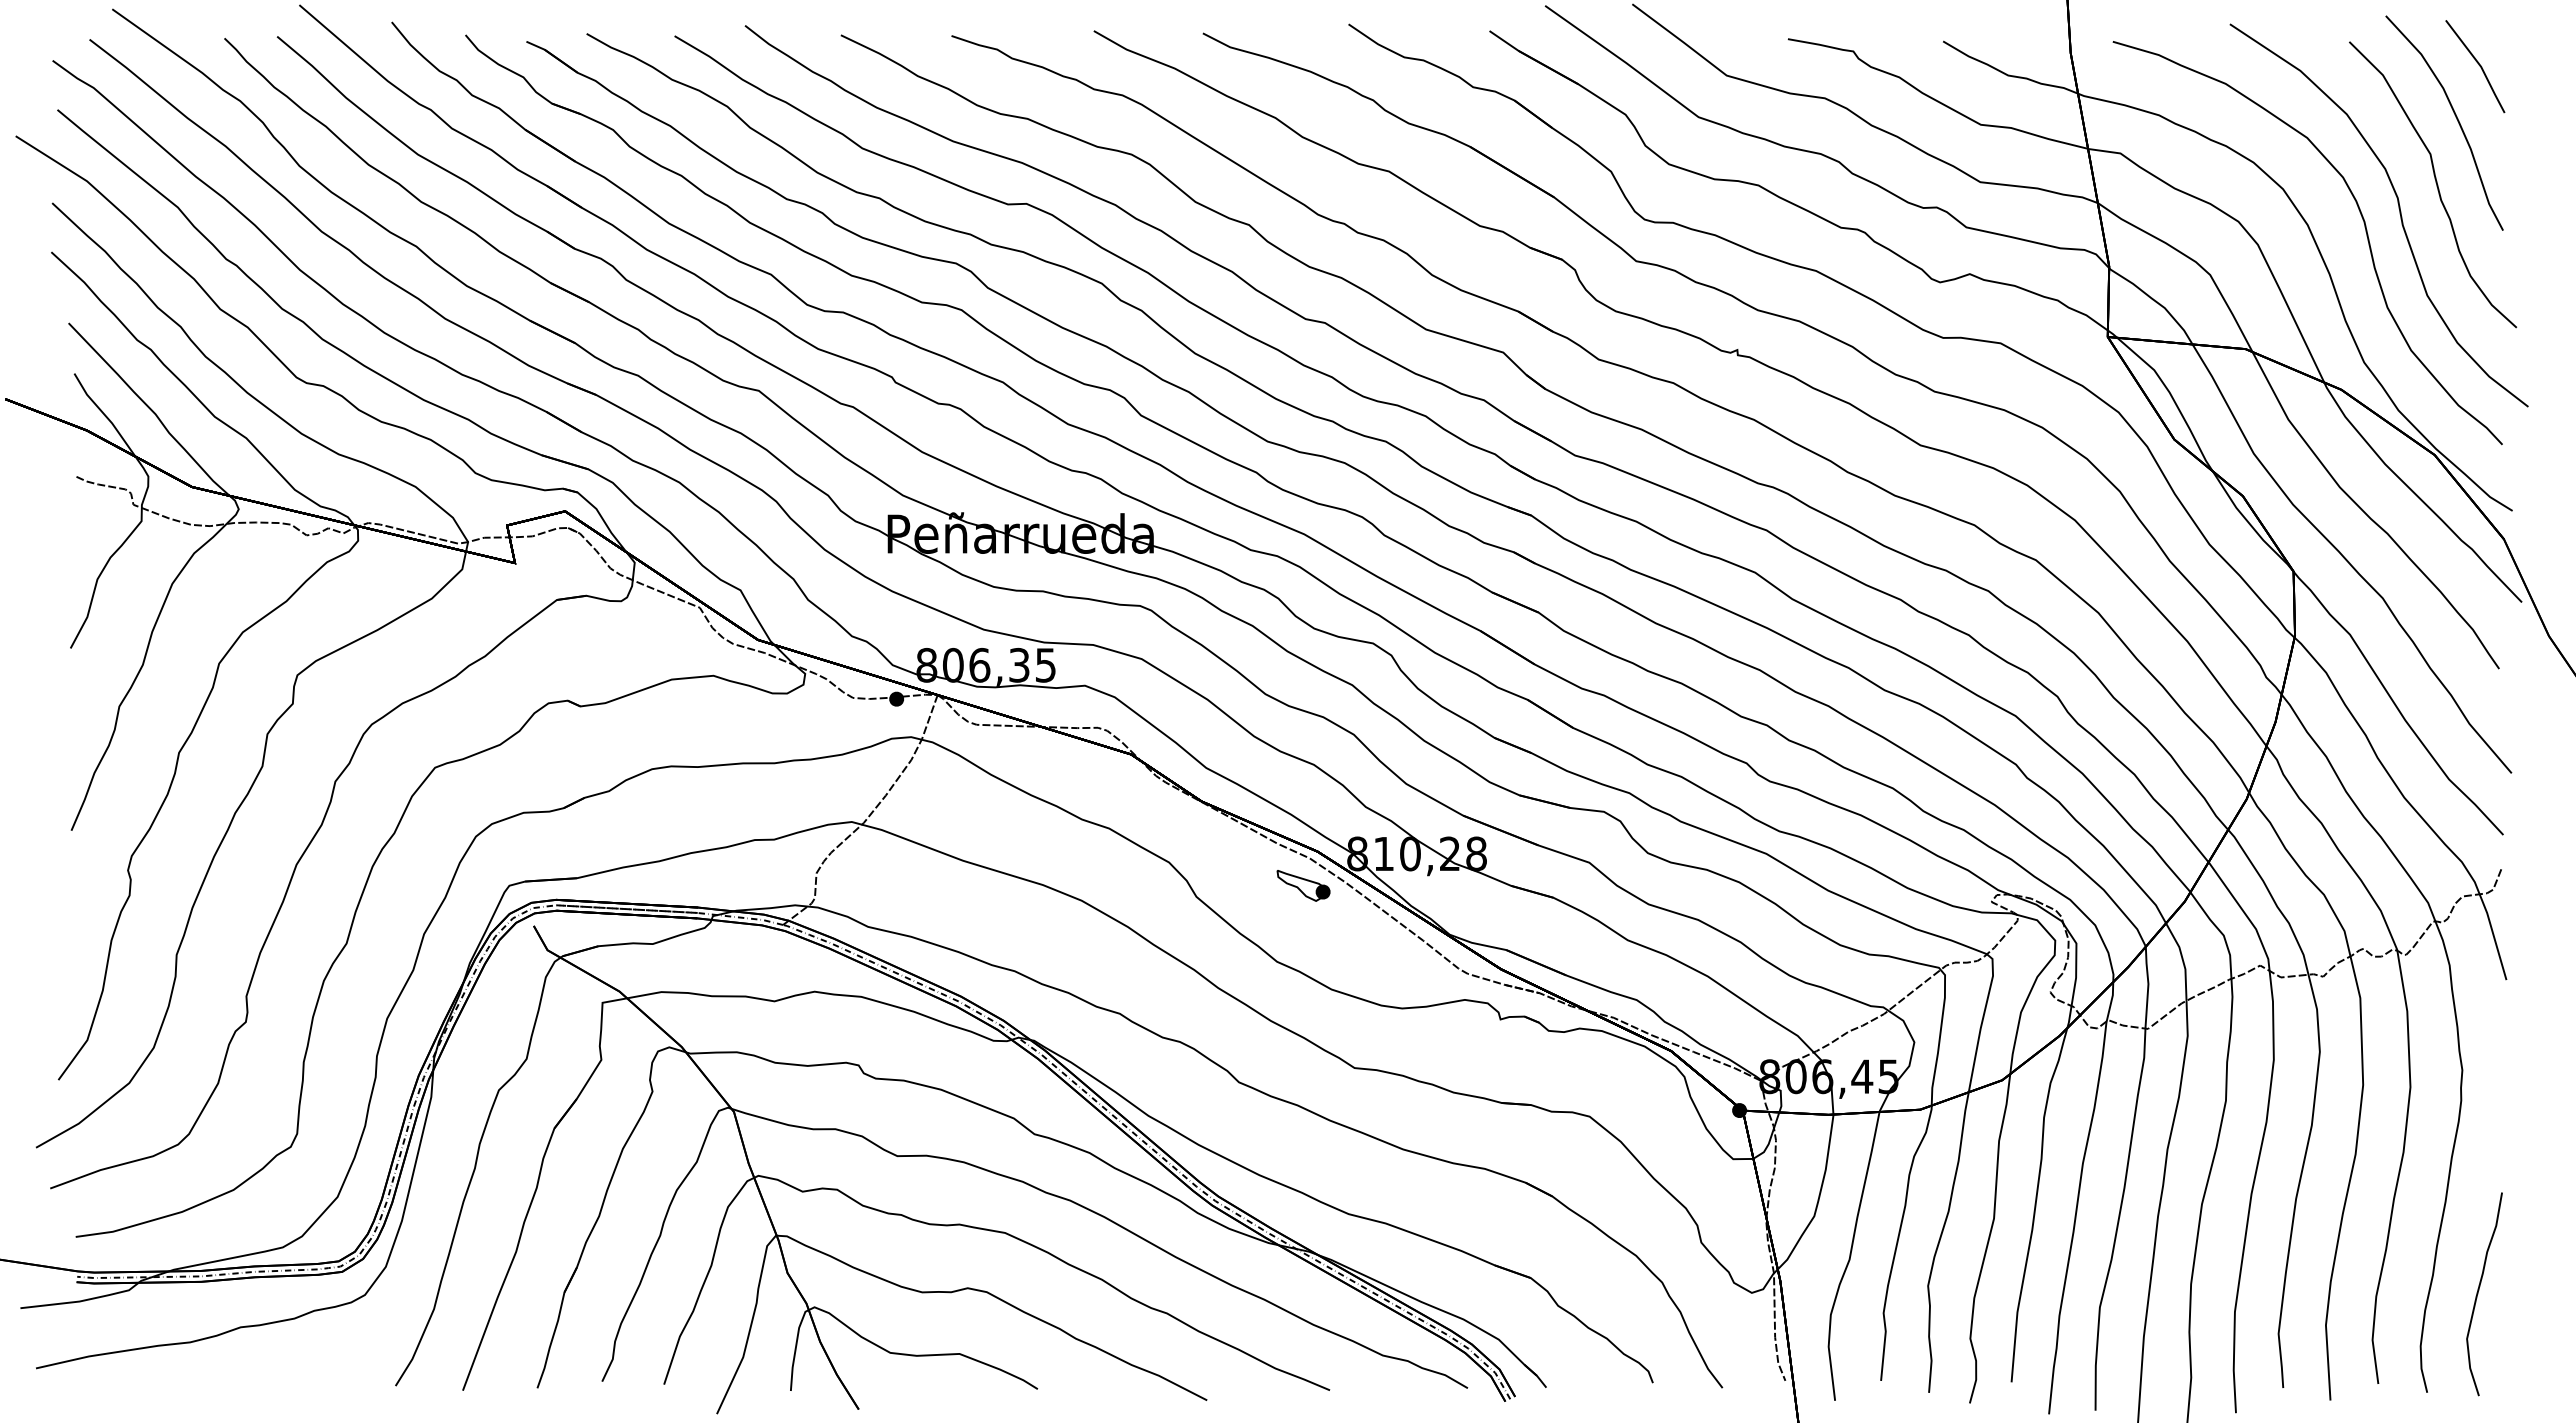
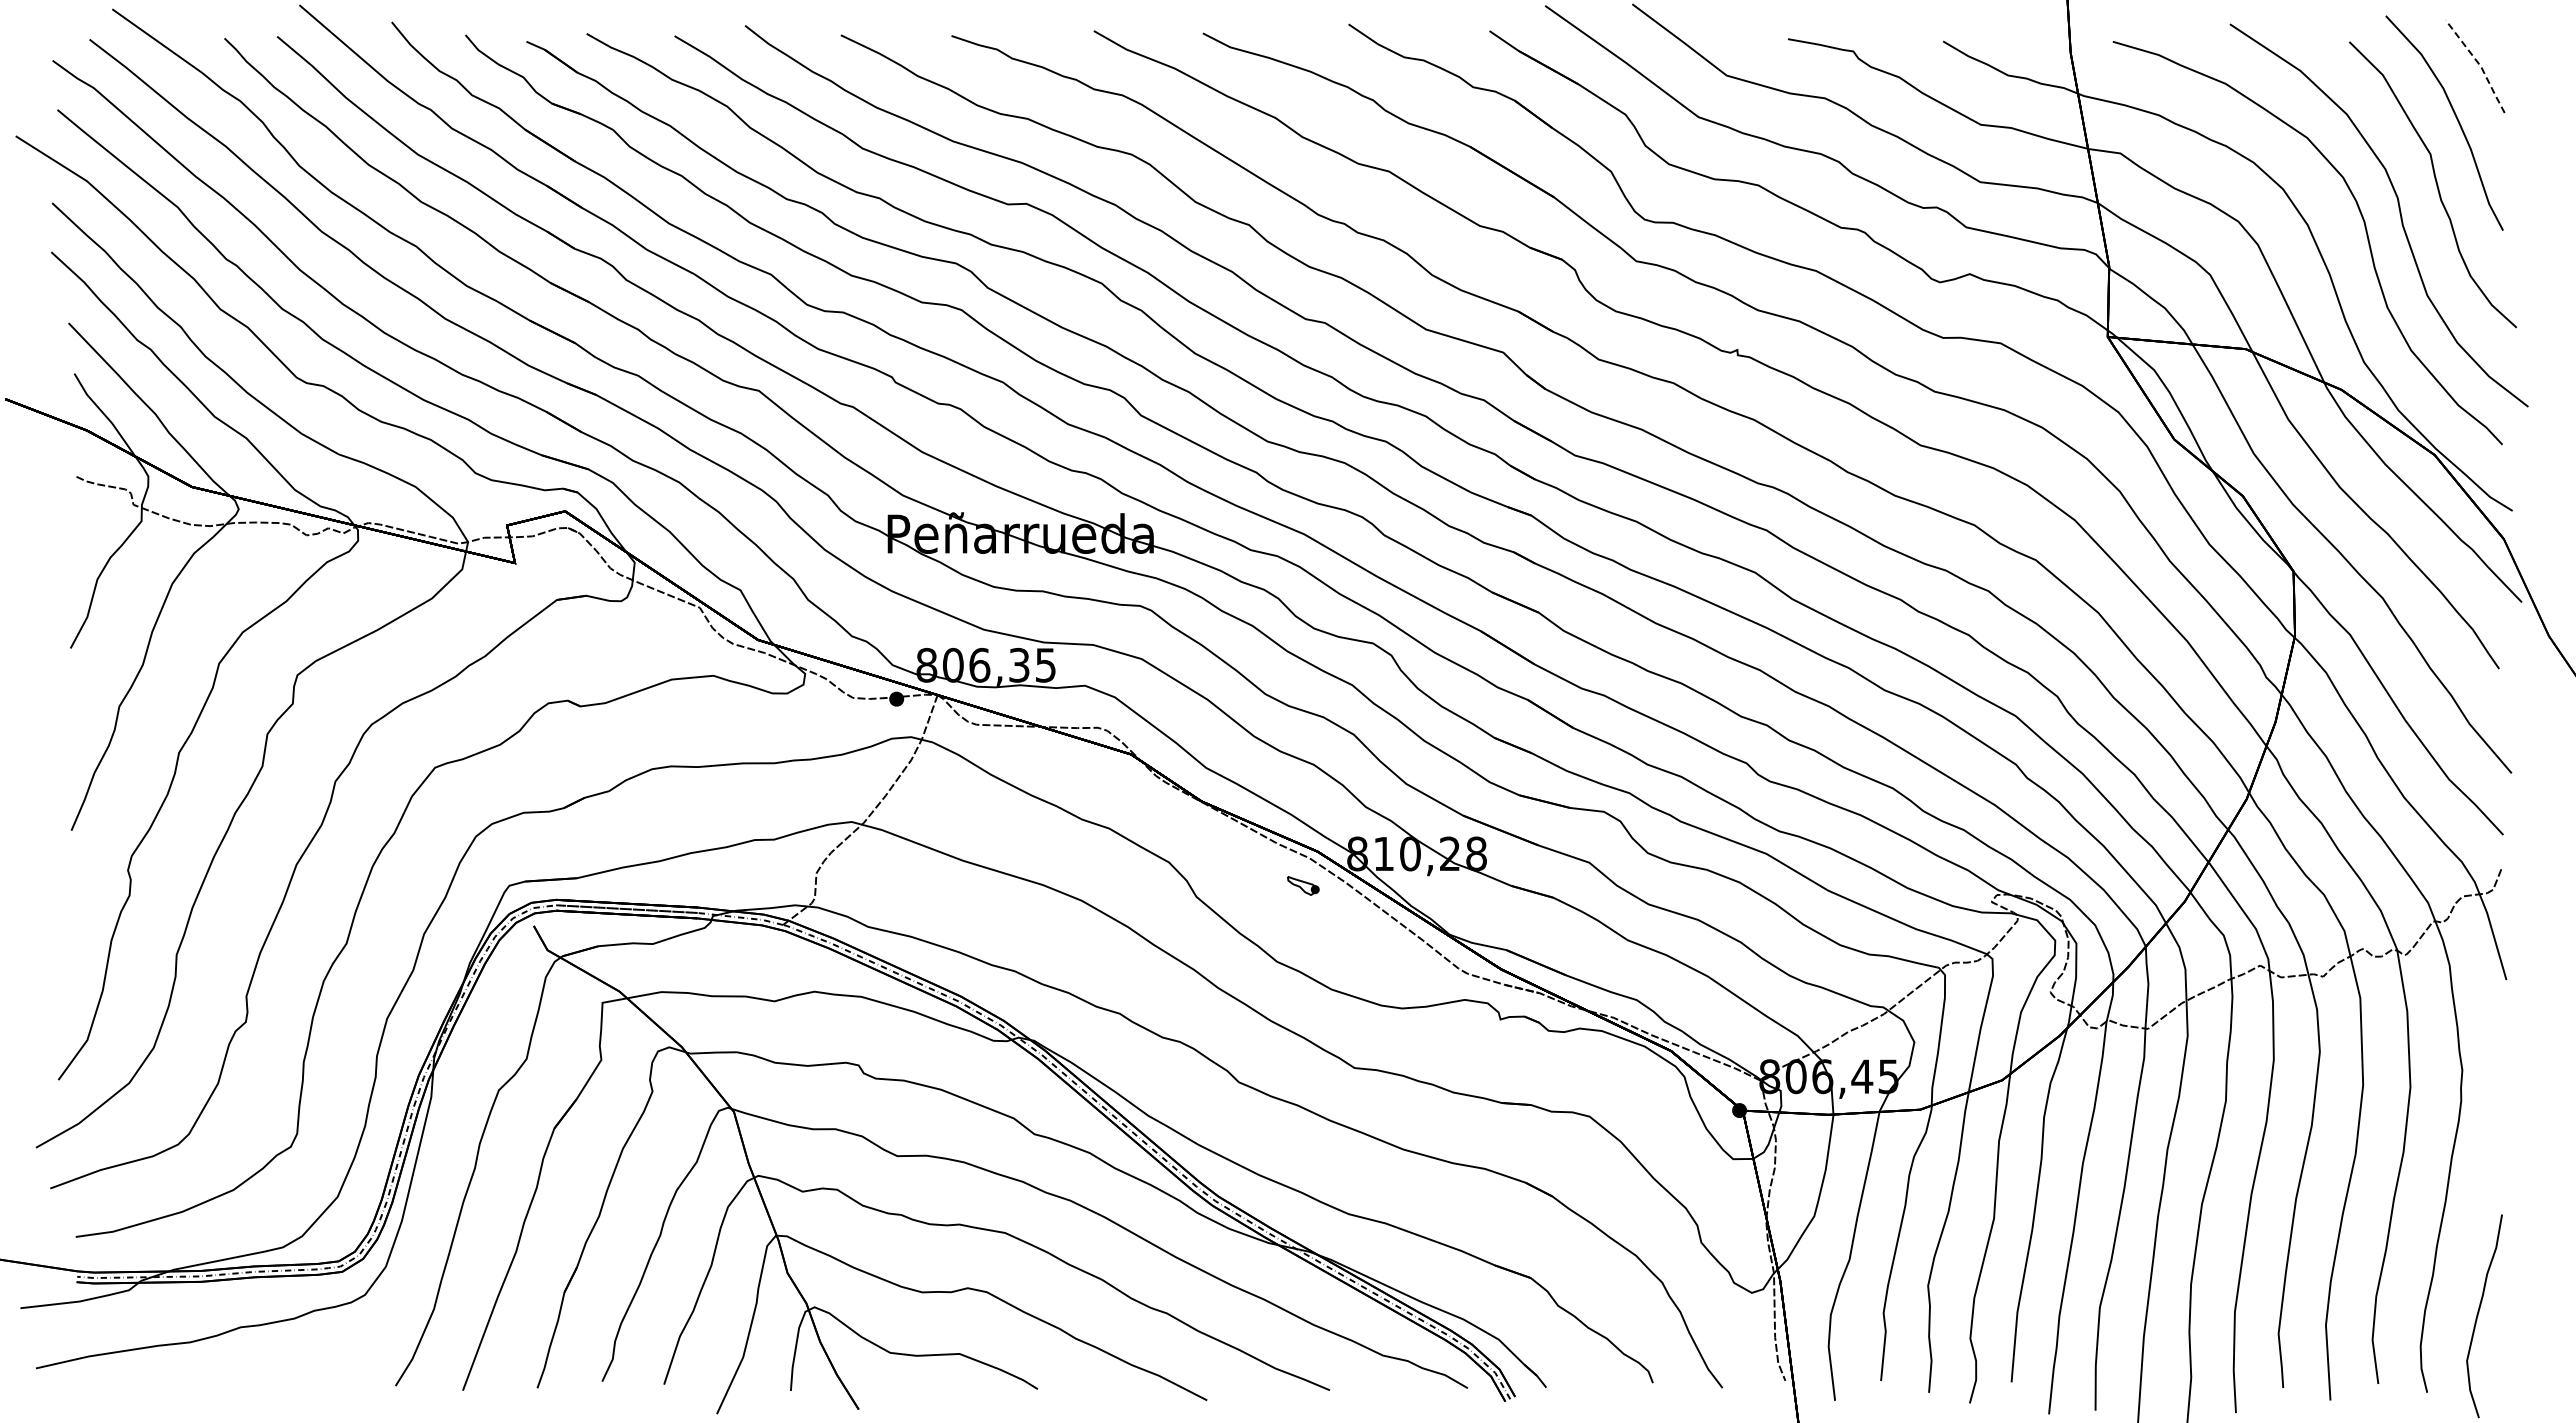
line: solid -> dashed (2479, 65)
part size: 55x32 px -> 33x20 px (1303, 885)
curve position: (2478, 1294) -> (2478, 1316) (2478, 1316)
